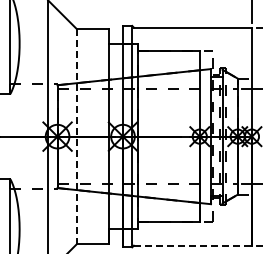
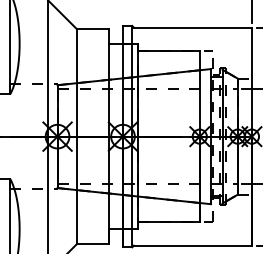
line: dashed -> solid (76, 136)
line: dashed -> solid (193, 245)
